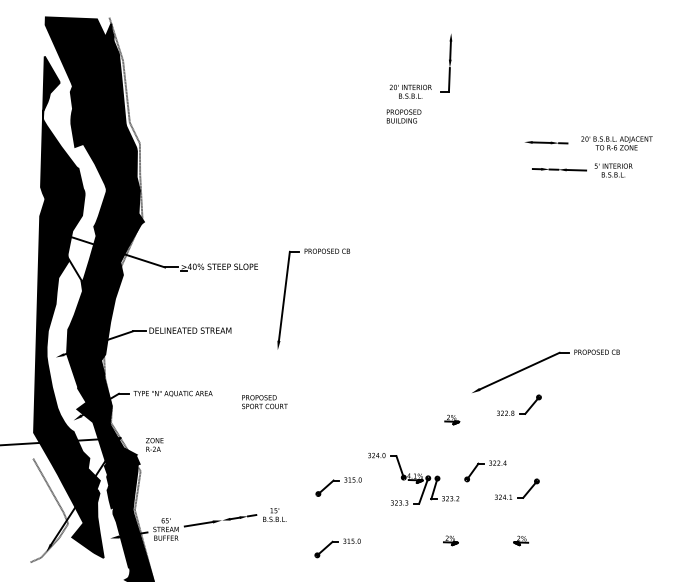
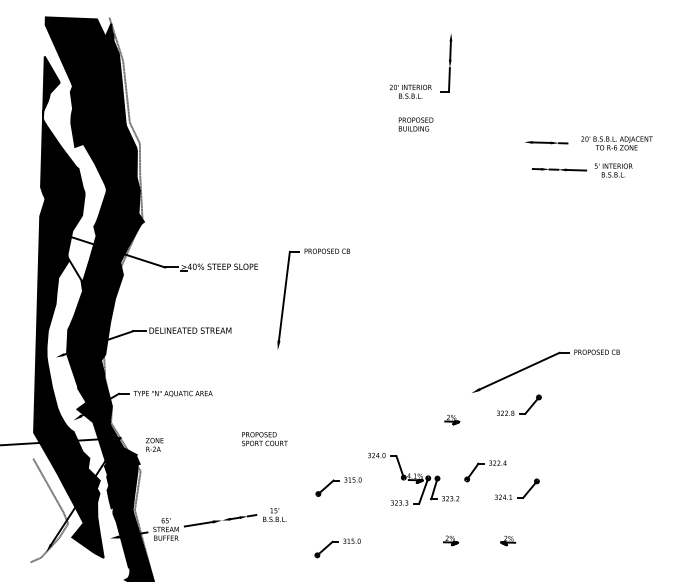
text position: (403, 116) -> (415, 124) (415, 124)
text position: (264, 402) -> (264, 439) (264, 439)
part position: (521, 540) -> (508, 540) (508, 540)
